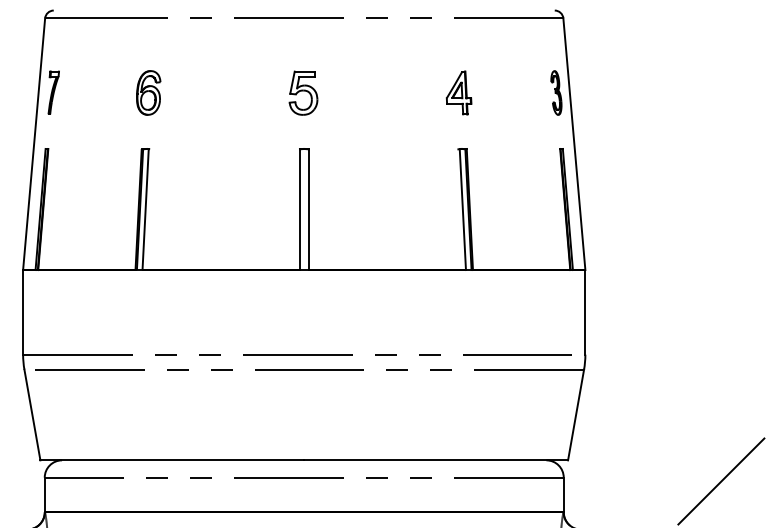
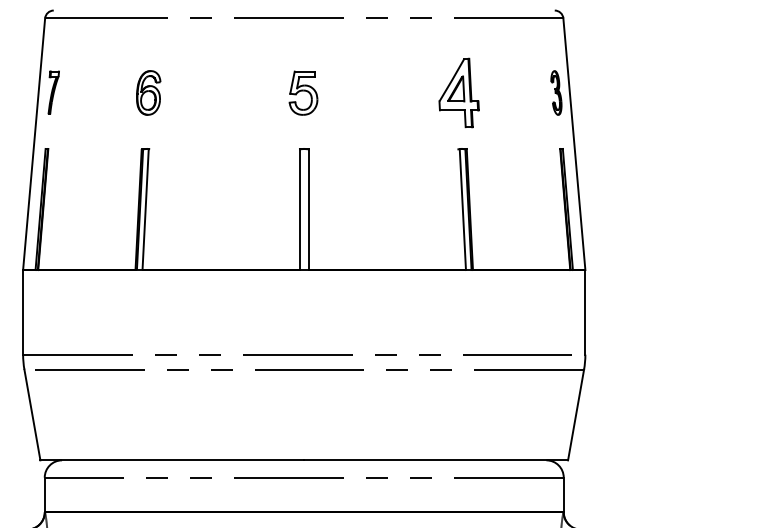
part size: 28x46 px -> 42x72 px (458, 92)
line: present -> none (721, 481)
